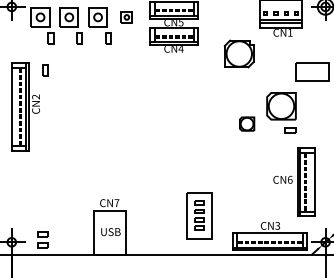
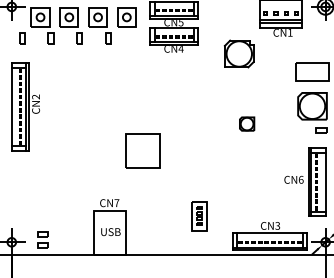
part size: 13x13 px -> 20x21 px (126, 17)
part position: (45, 70) -> (22, 38) (22, 38)
part position: (281, 112) -> (312, 112) (312, 112)
part: none -> present (142, 150)
part position: (294, 181) -> (305, 181) (305, 181)
part size: 27x48 px -> 17x31 px (199, 216)
